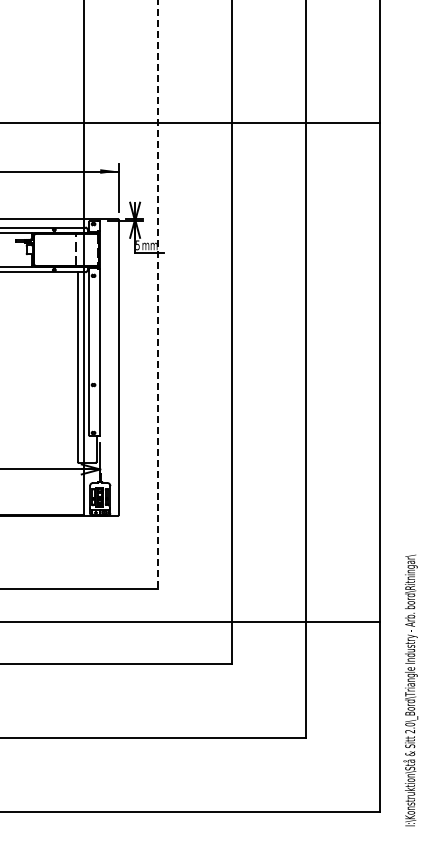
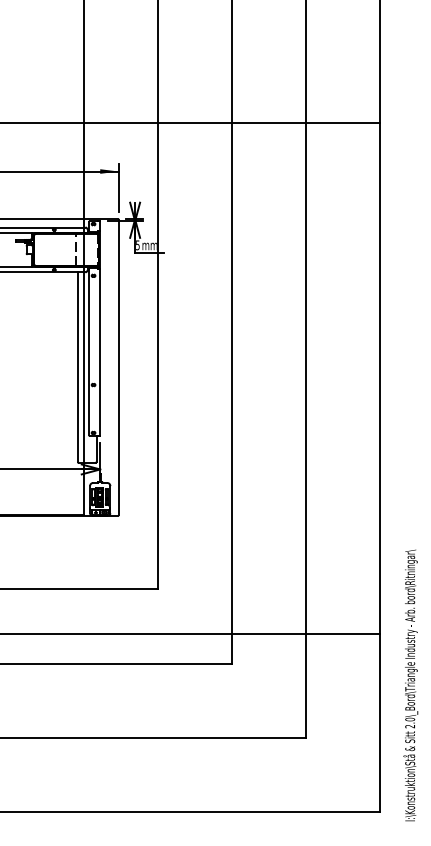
line: dashed -> solid (157, 295)
line position: (190, 621) -> (190, 633) (190, 633)
text position: (410, 690) -> (410, 685) (410, 685)
